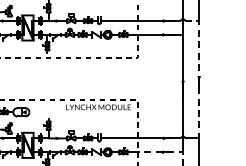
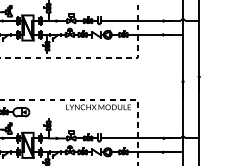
line: dashed -> solid (199, 71)
line: dashed -> solid (167, 152)
